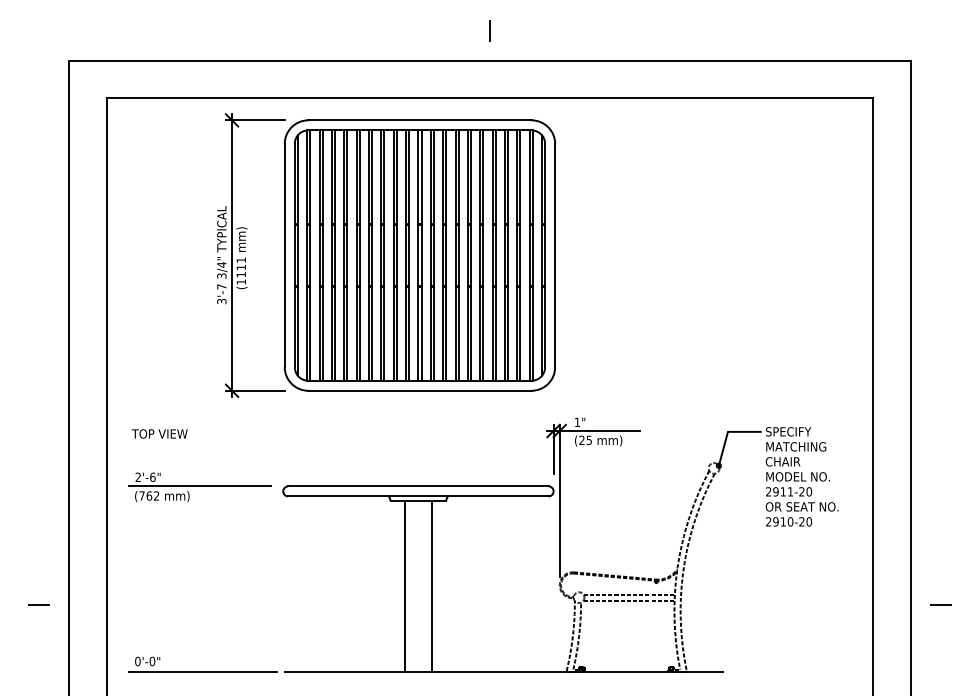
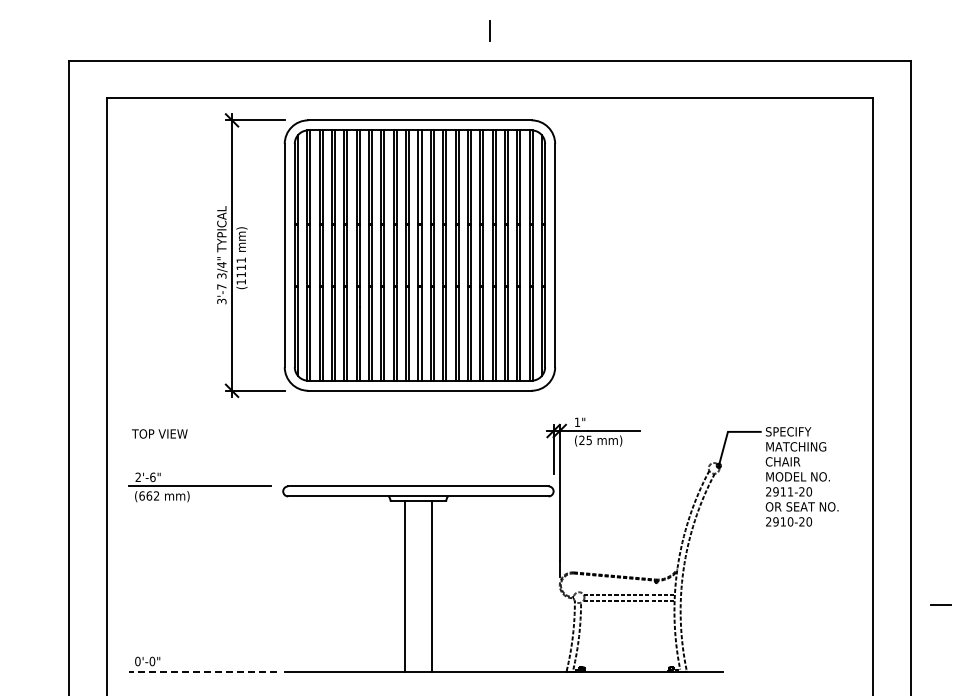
text: (762 -> (662 (141, 495)
line: present -> none (38, 604)
line: solid -> dashed (202, 671)
